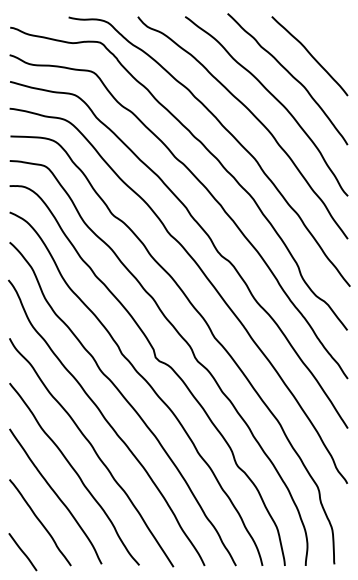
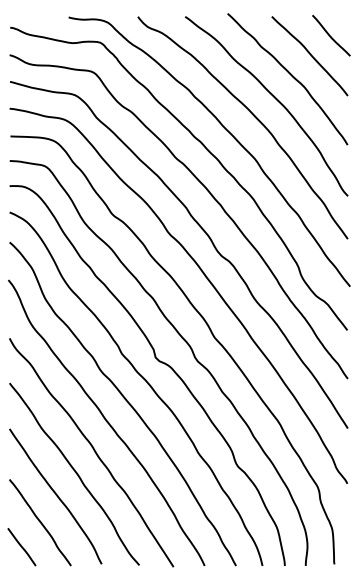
curve: none -> present (330, 35)
line position: (22, 552) -> (21, 547) (21, 547)
